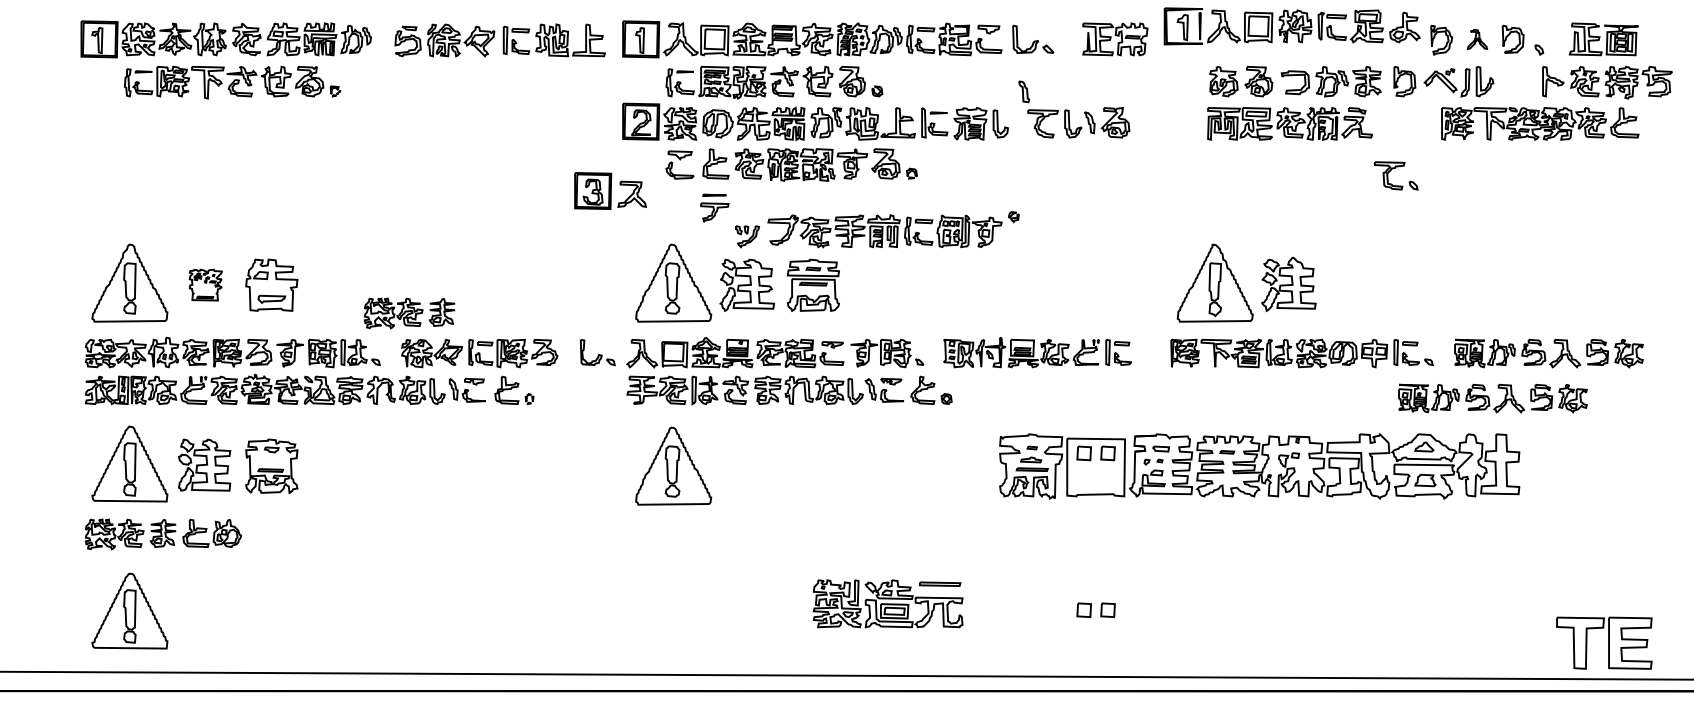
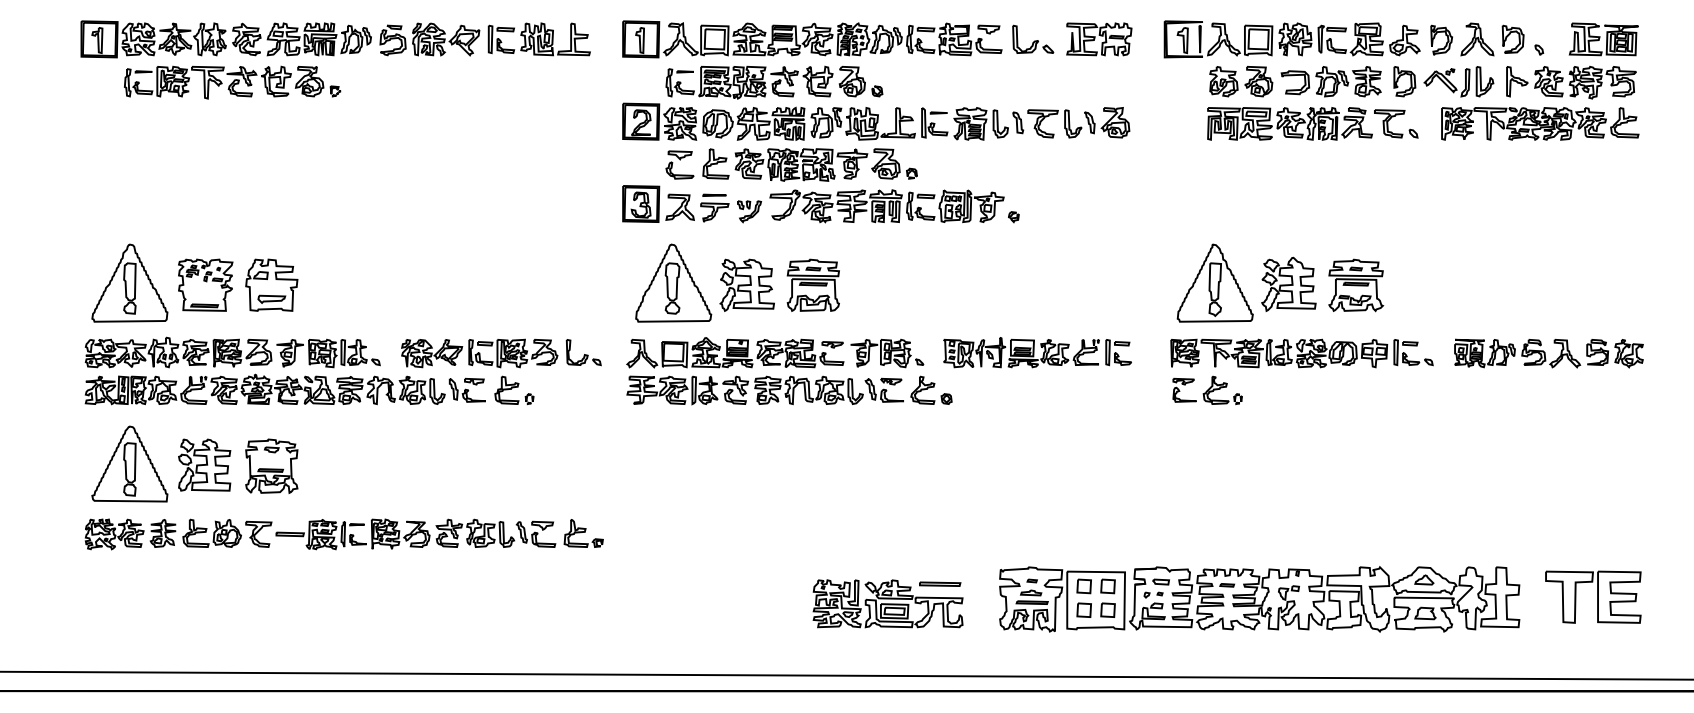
part position: (1291, 26) -> (1291, 39) (1291, 39)
part position: (1115, 39) -> (1099, 39) (1099, 39)
part size: 22x21 px -> 35x35 px (1477, 39)
part position: (499, 40) -> (484, 39) (484, 39)
part position: (1607, 82) -> (1571, 82) (1571, 82)
part position: (1024, 91) -> (1018, 122) (1018, 122)
part position: (1393, 169) -> (1393, 117) (1393, 117)
part position: (610, 190) -> (658, 203) (658, 203)
part position: (868, 231) -> (870, 206) (870, 206)
part size: 35x34 px -> 56x54 px (205, 284)
part: none -> present (1356, 285)
part: present -> none (409, 313)
part position: (597, 352) -> (583, 352) (583, 352)
part: none -> present (1207, 390)
part: present -> none (1492, 398)
part: present -> none (673, 465)
part position: (1259, 466) -> (1259, 599) (1259, 599)
part: none -> present (424, 534)
part: present -> none (129, 610)
part position: (1604, 642) -> (1593, 596) (1593, 596)
